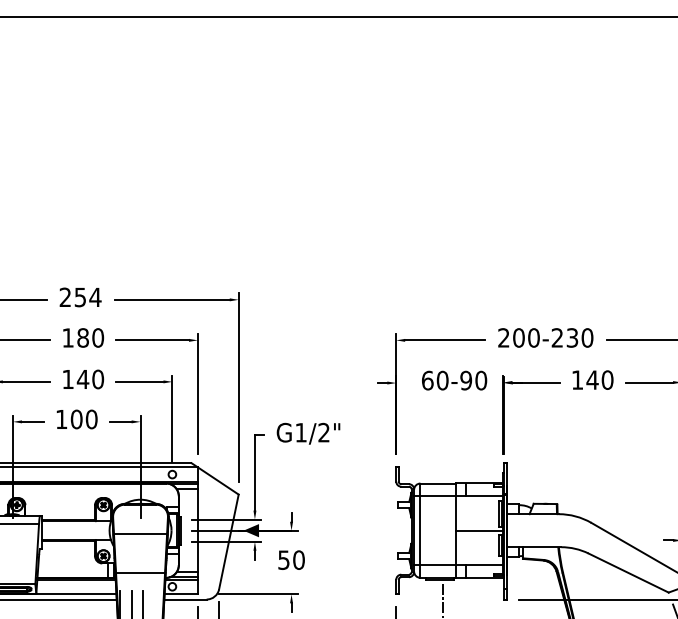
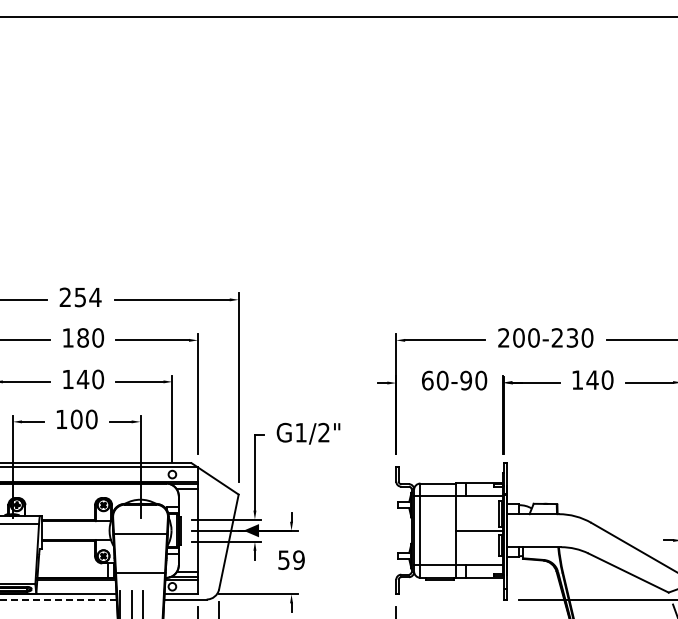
text: 50 -> 59 (298, 559)
line: solid -> dashed (58, 599)
line: present -> none (443, 599)
